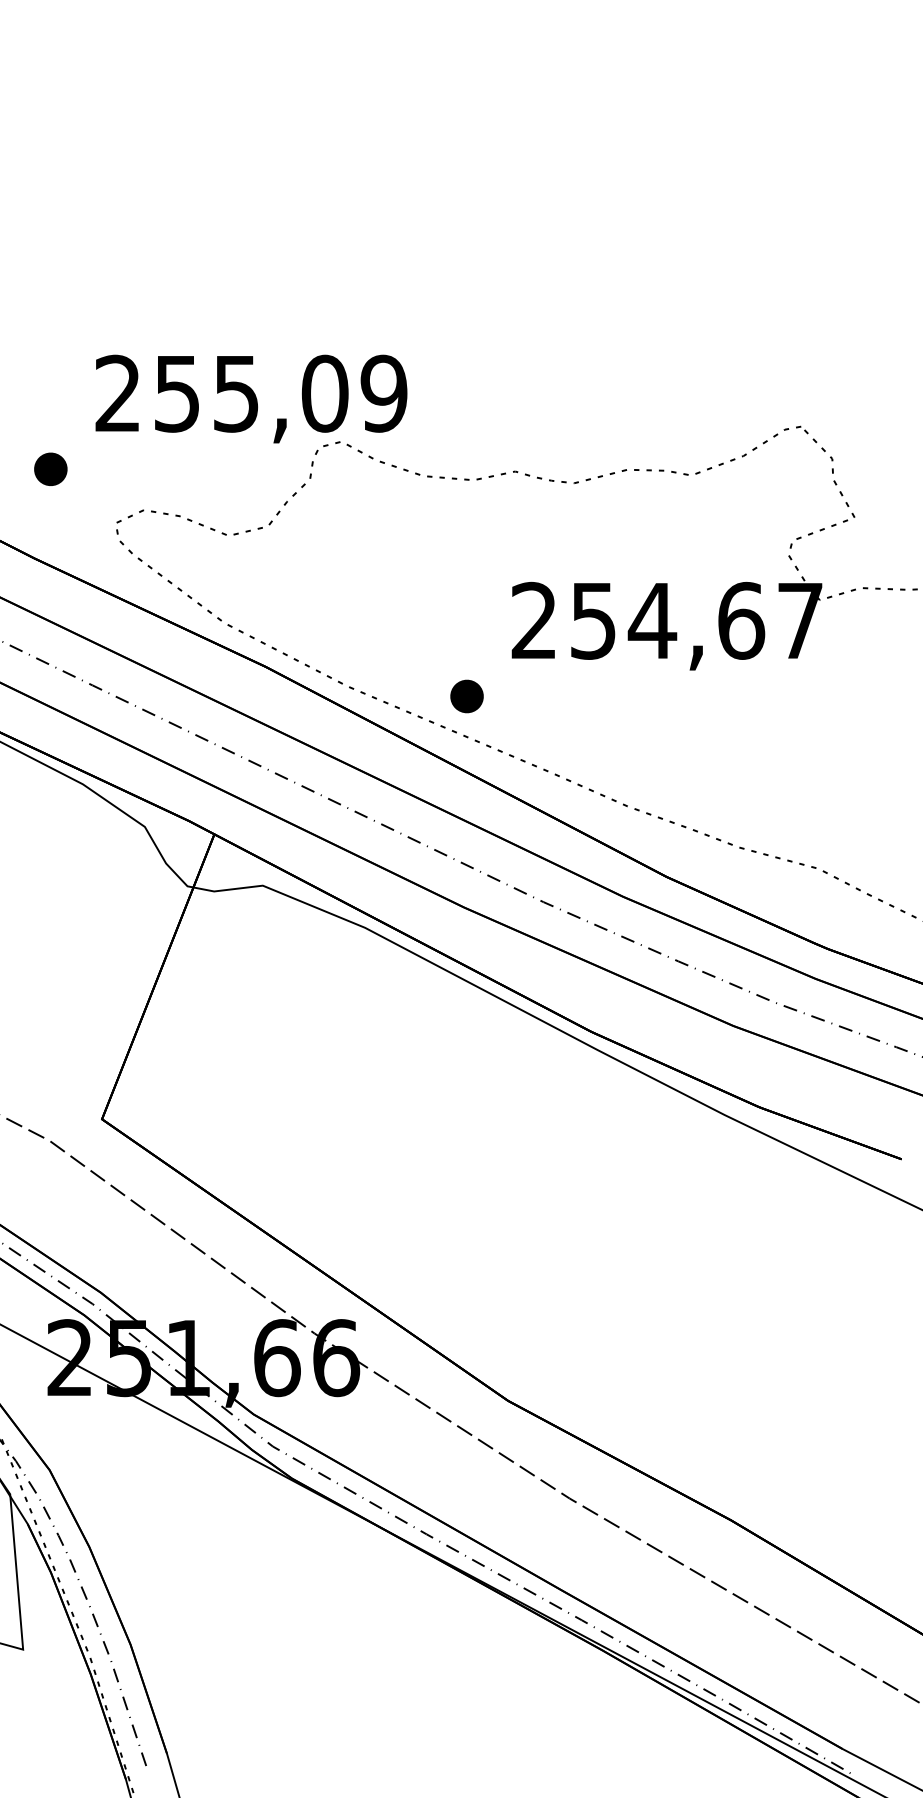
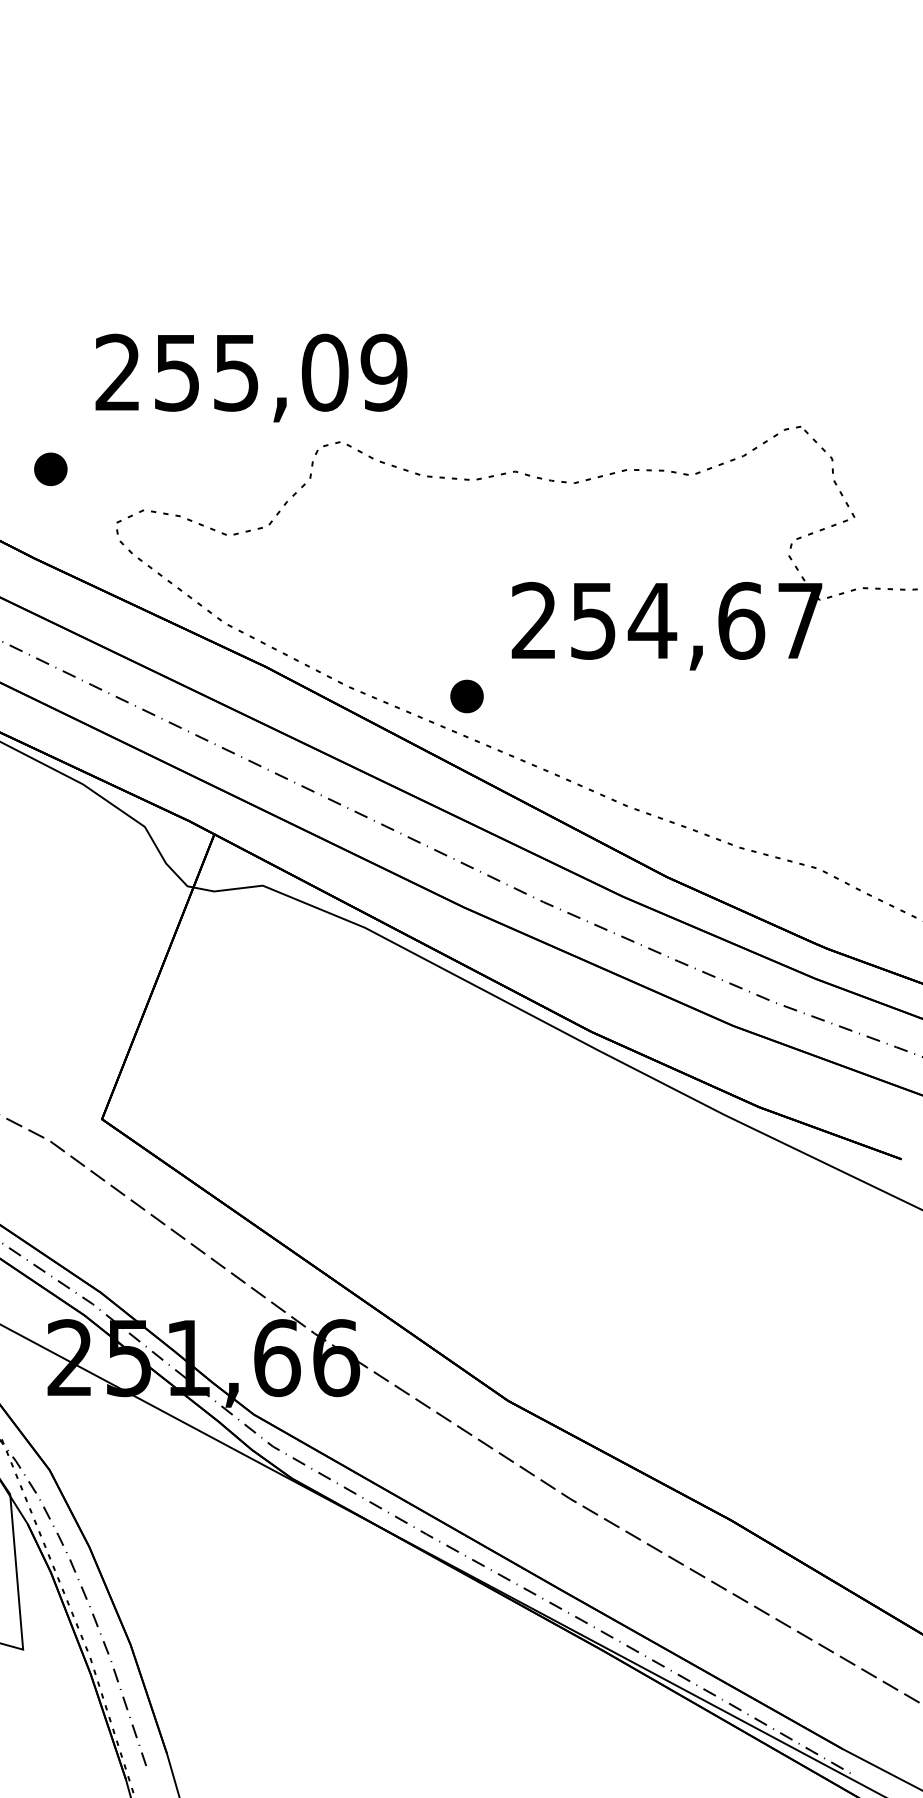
text position: (251, 398) -> (251, 377) (251, 377)
